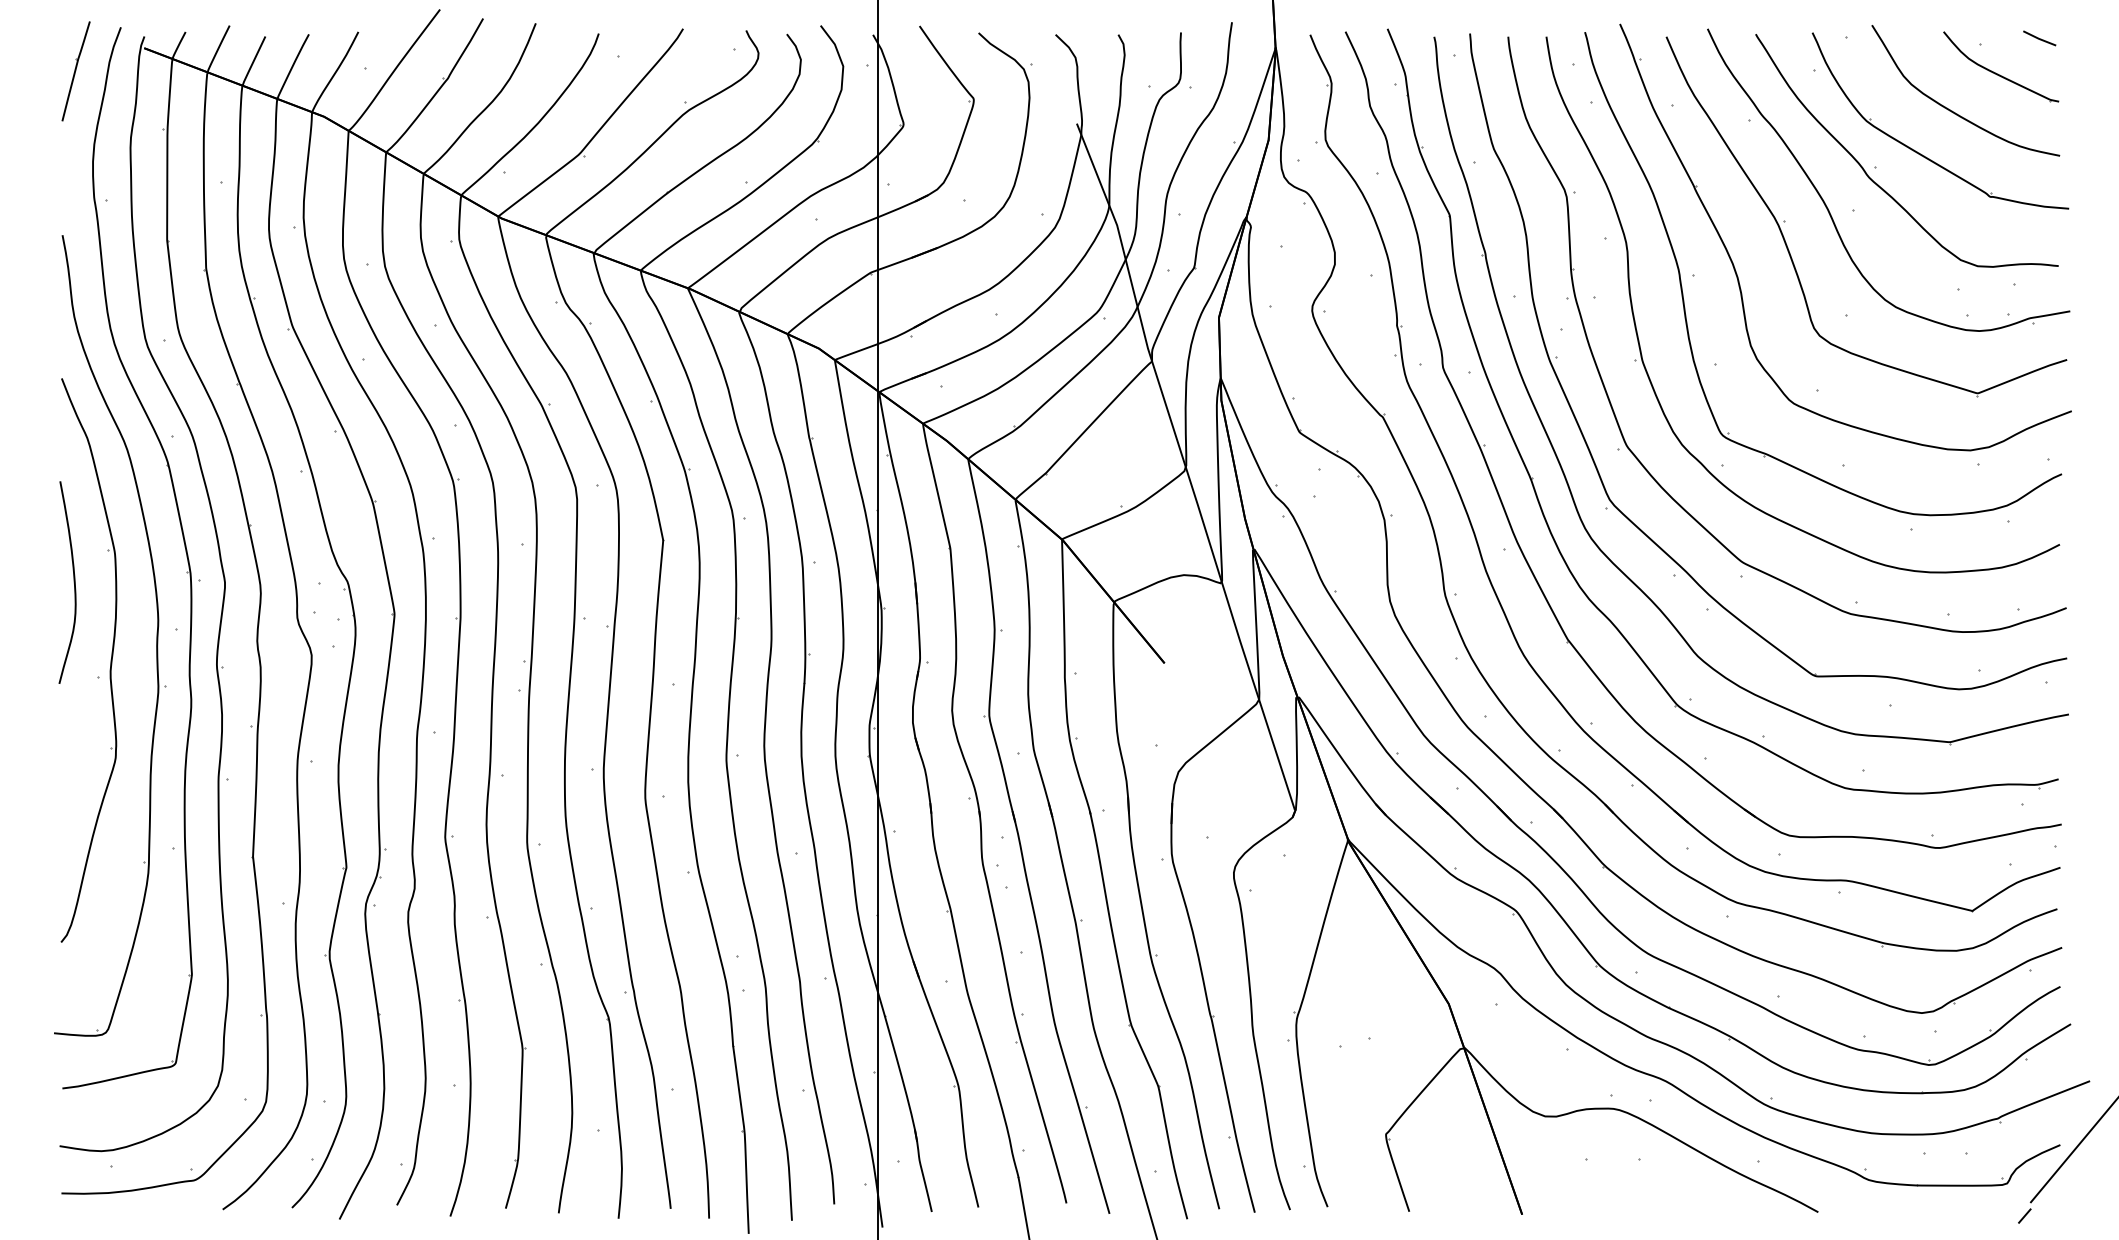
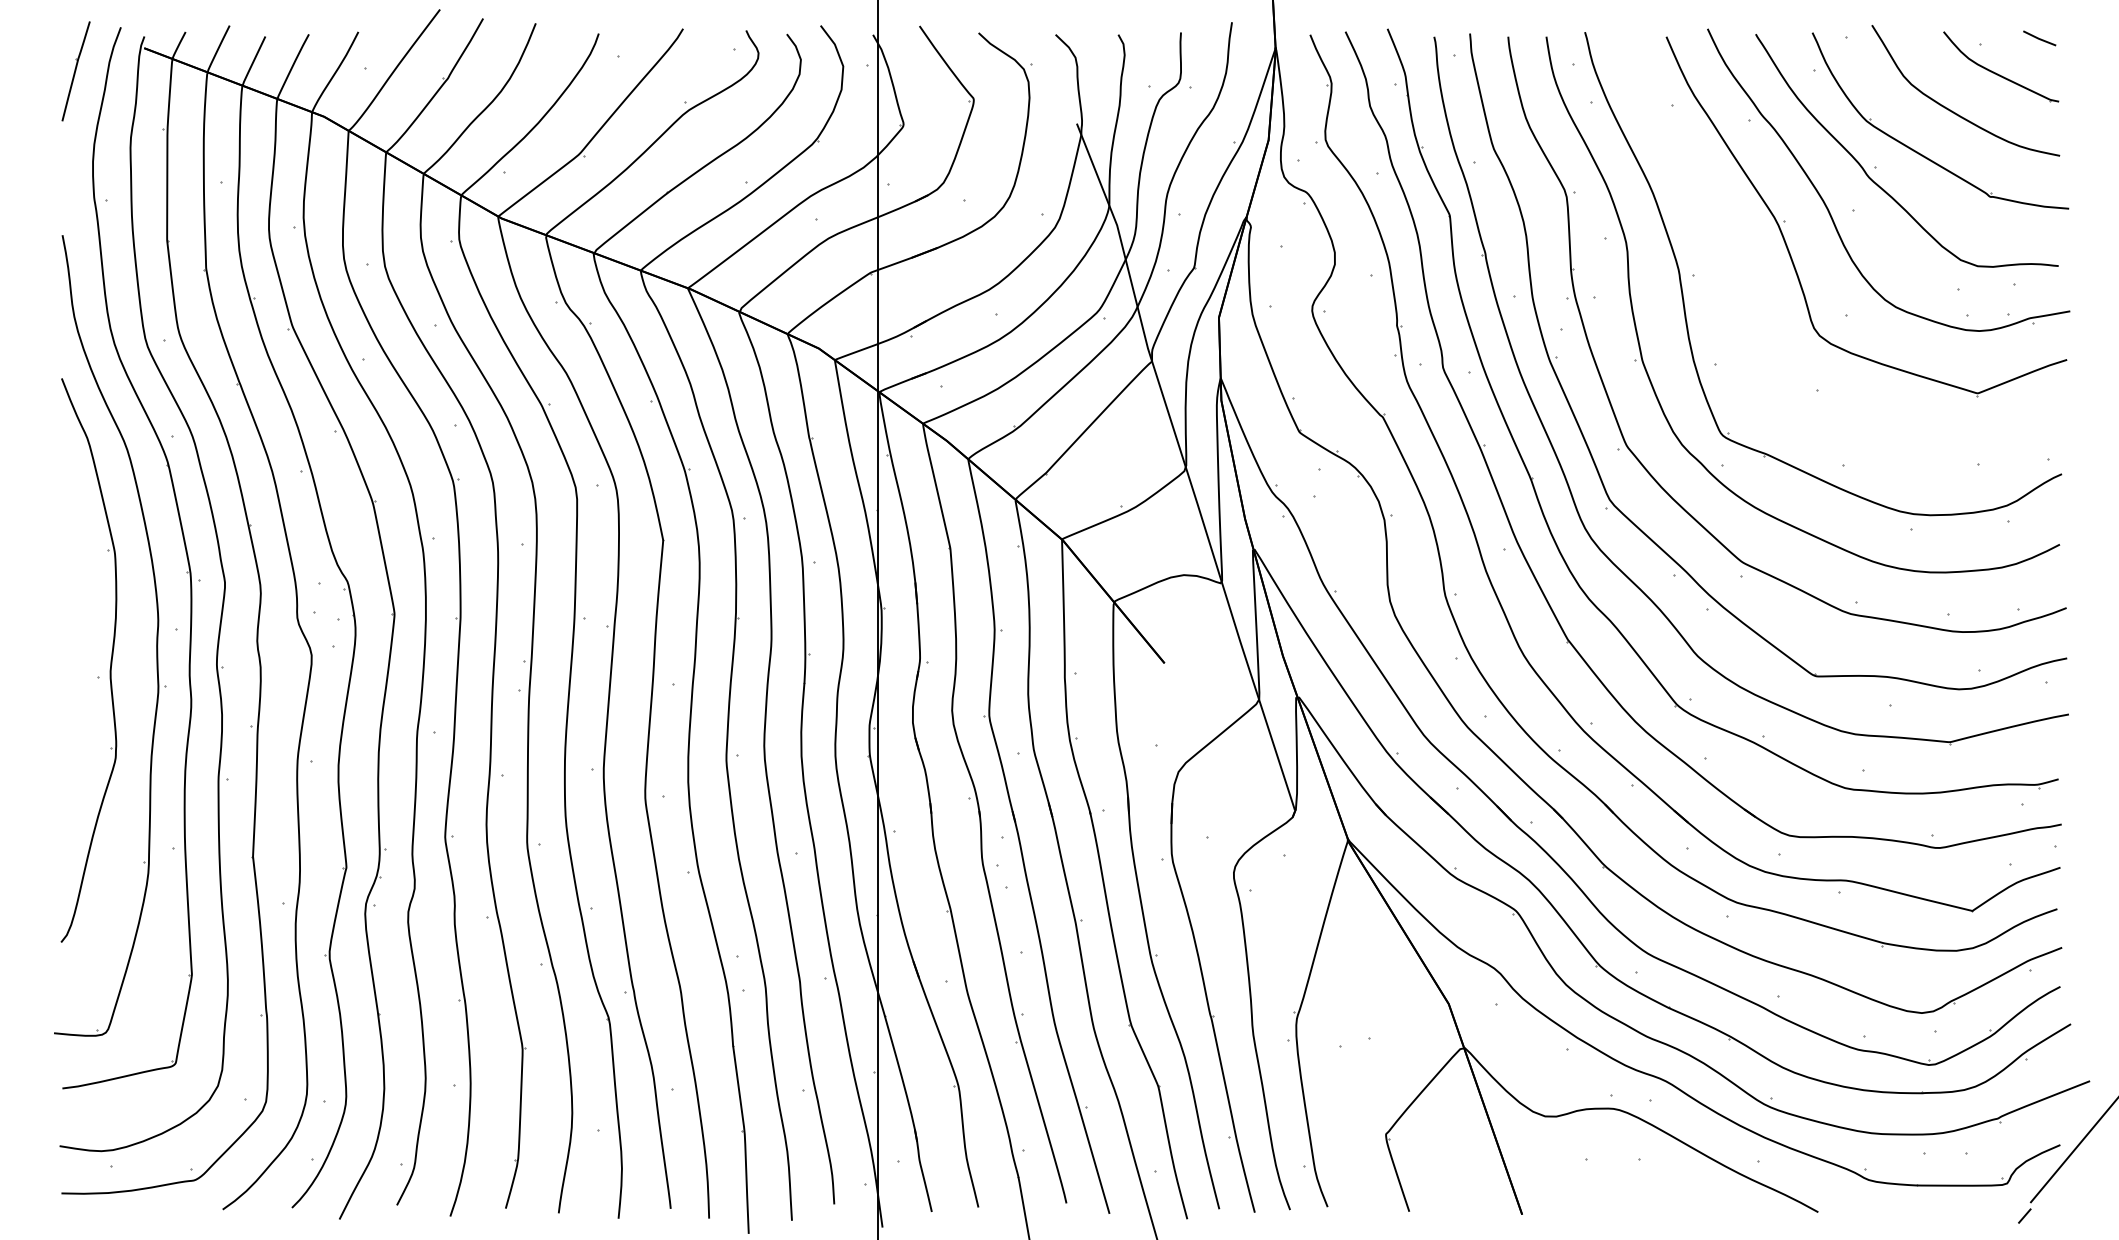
part: present -> none (1737, 273)
curve: present -> none (73, 582)
